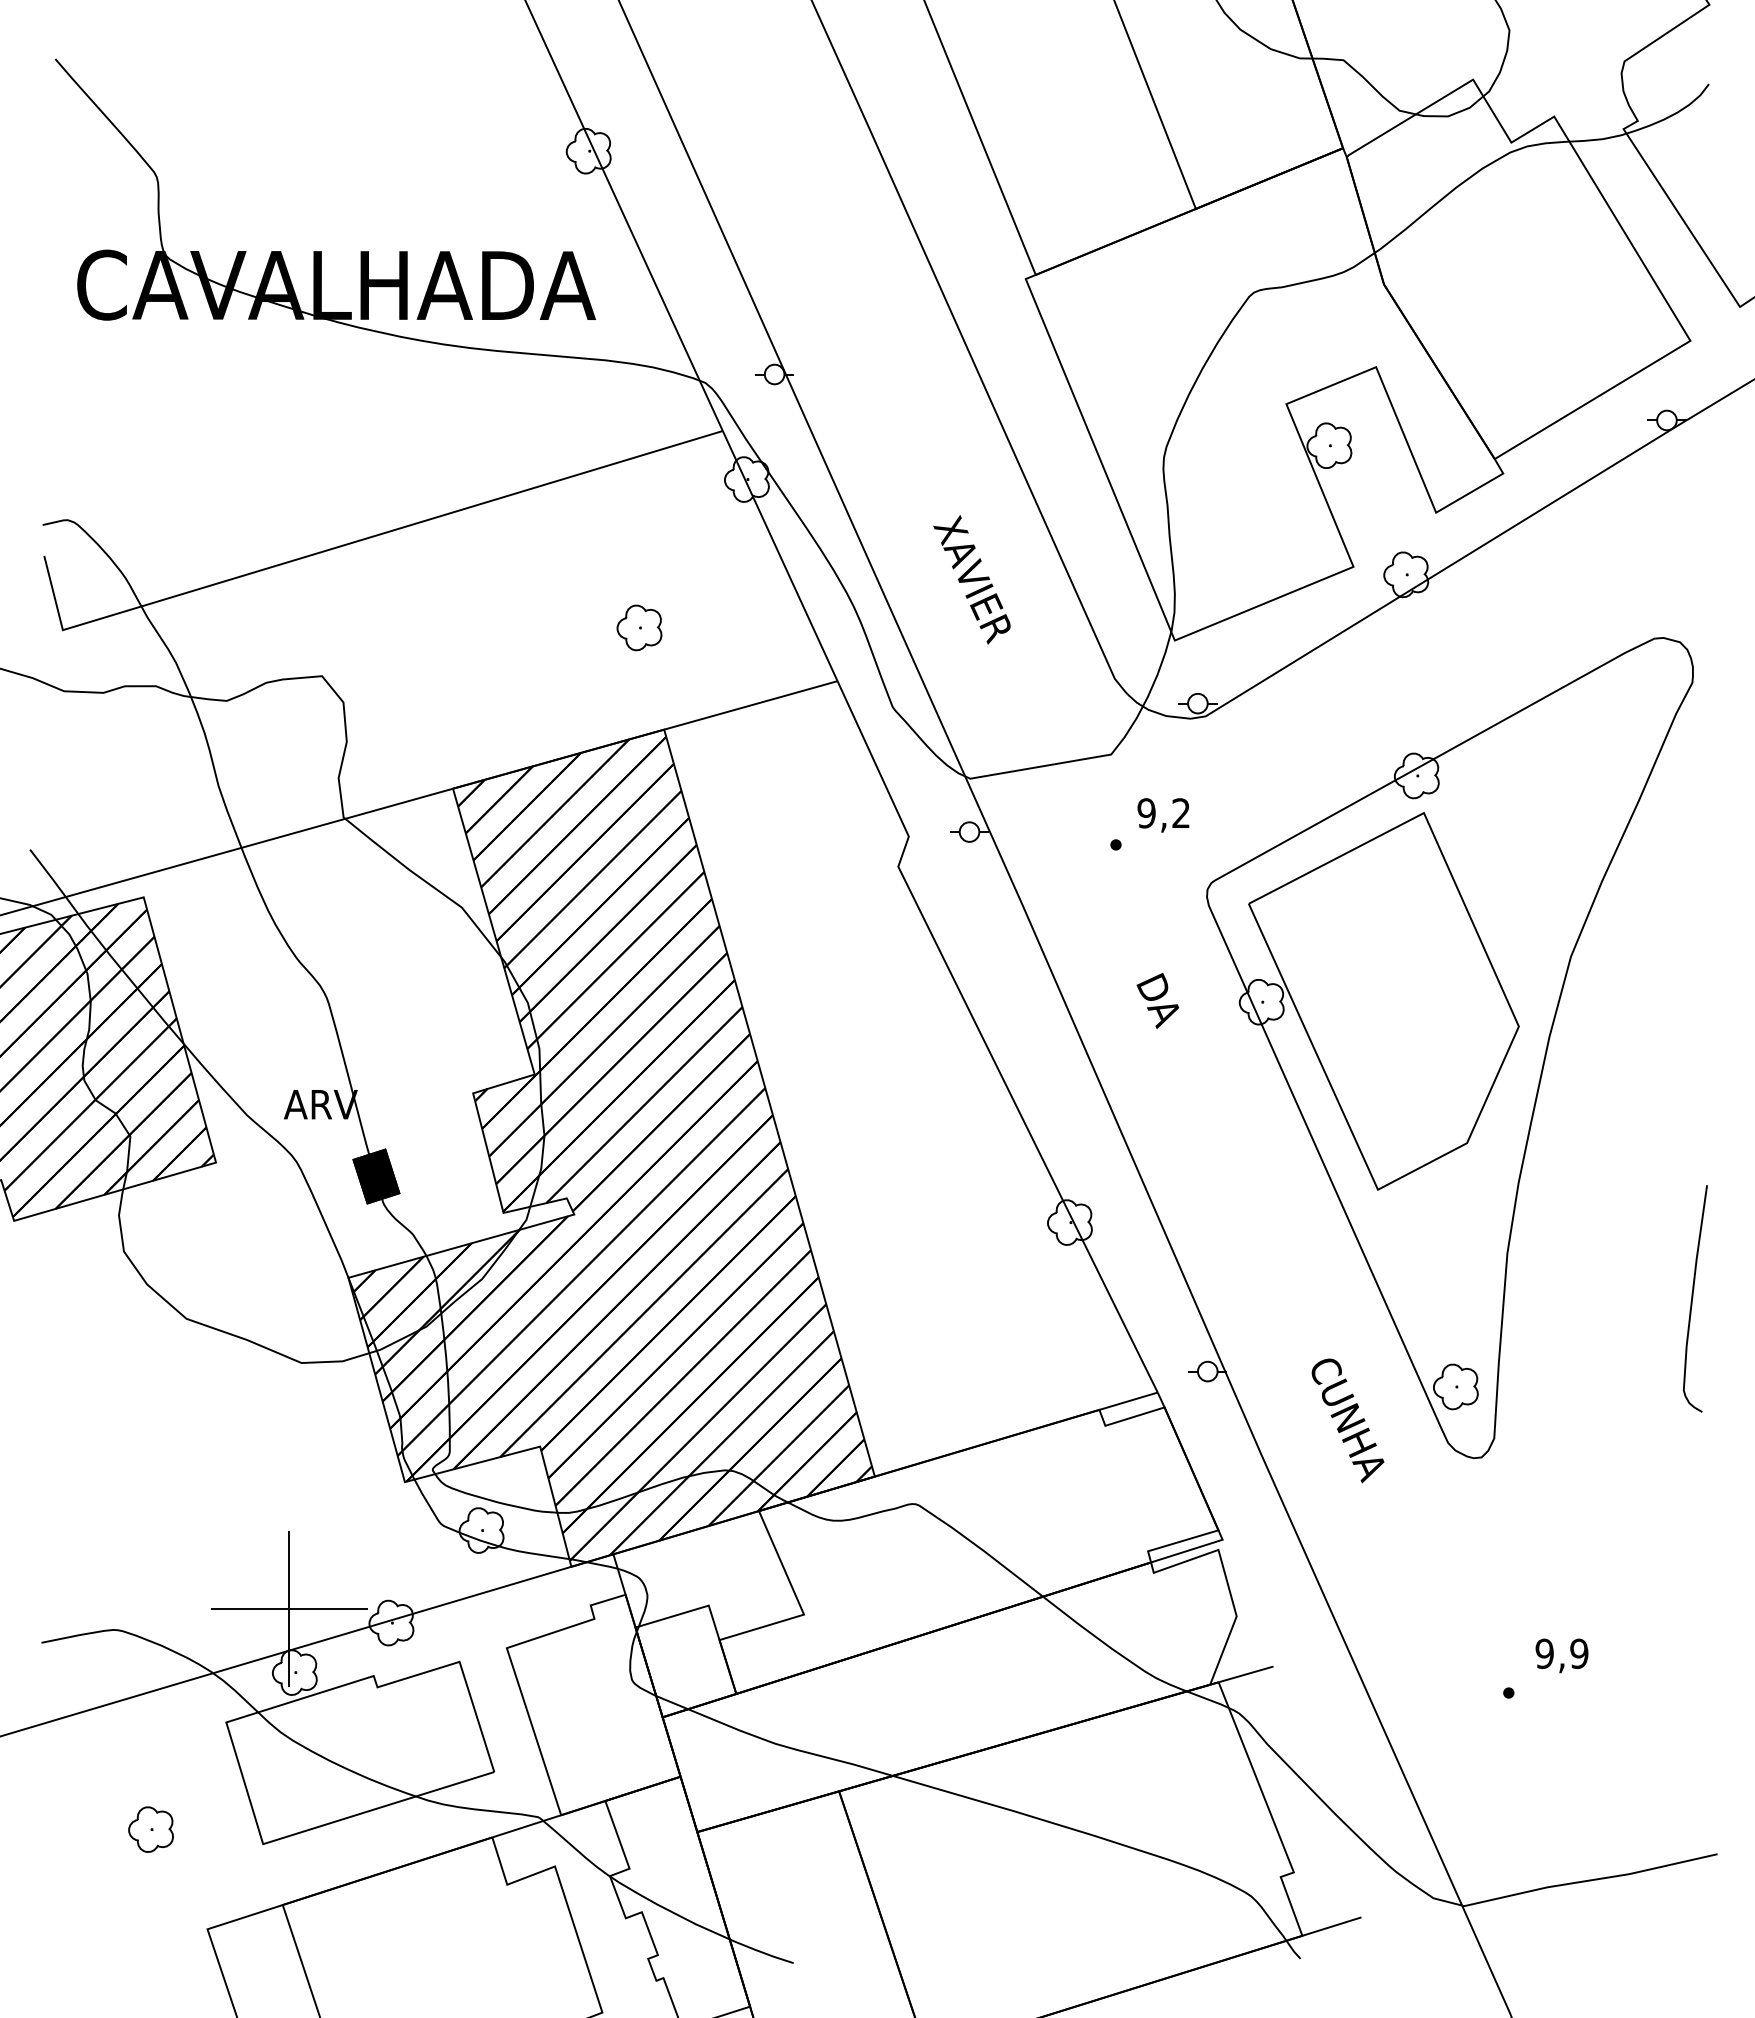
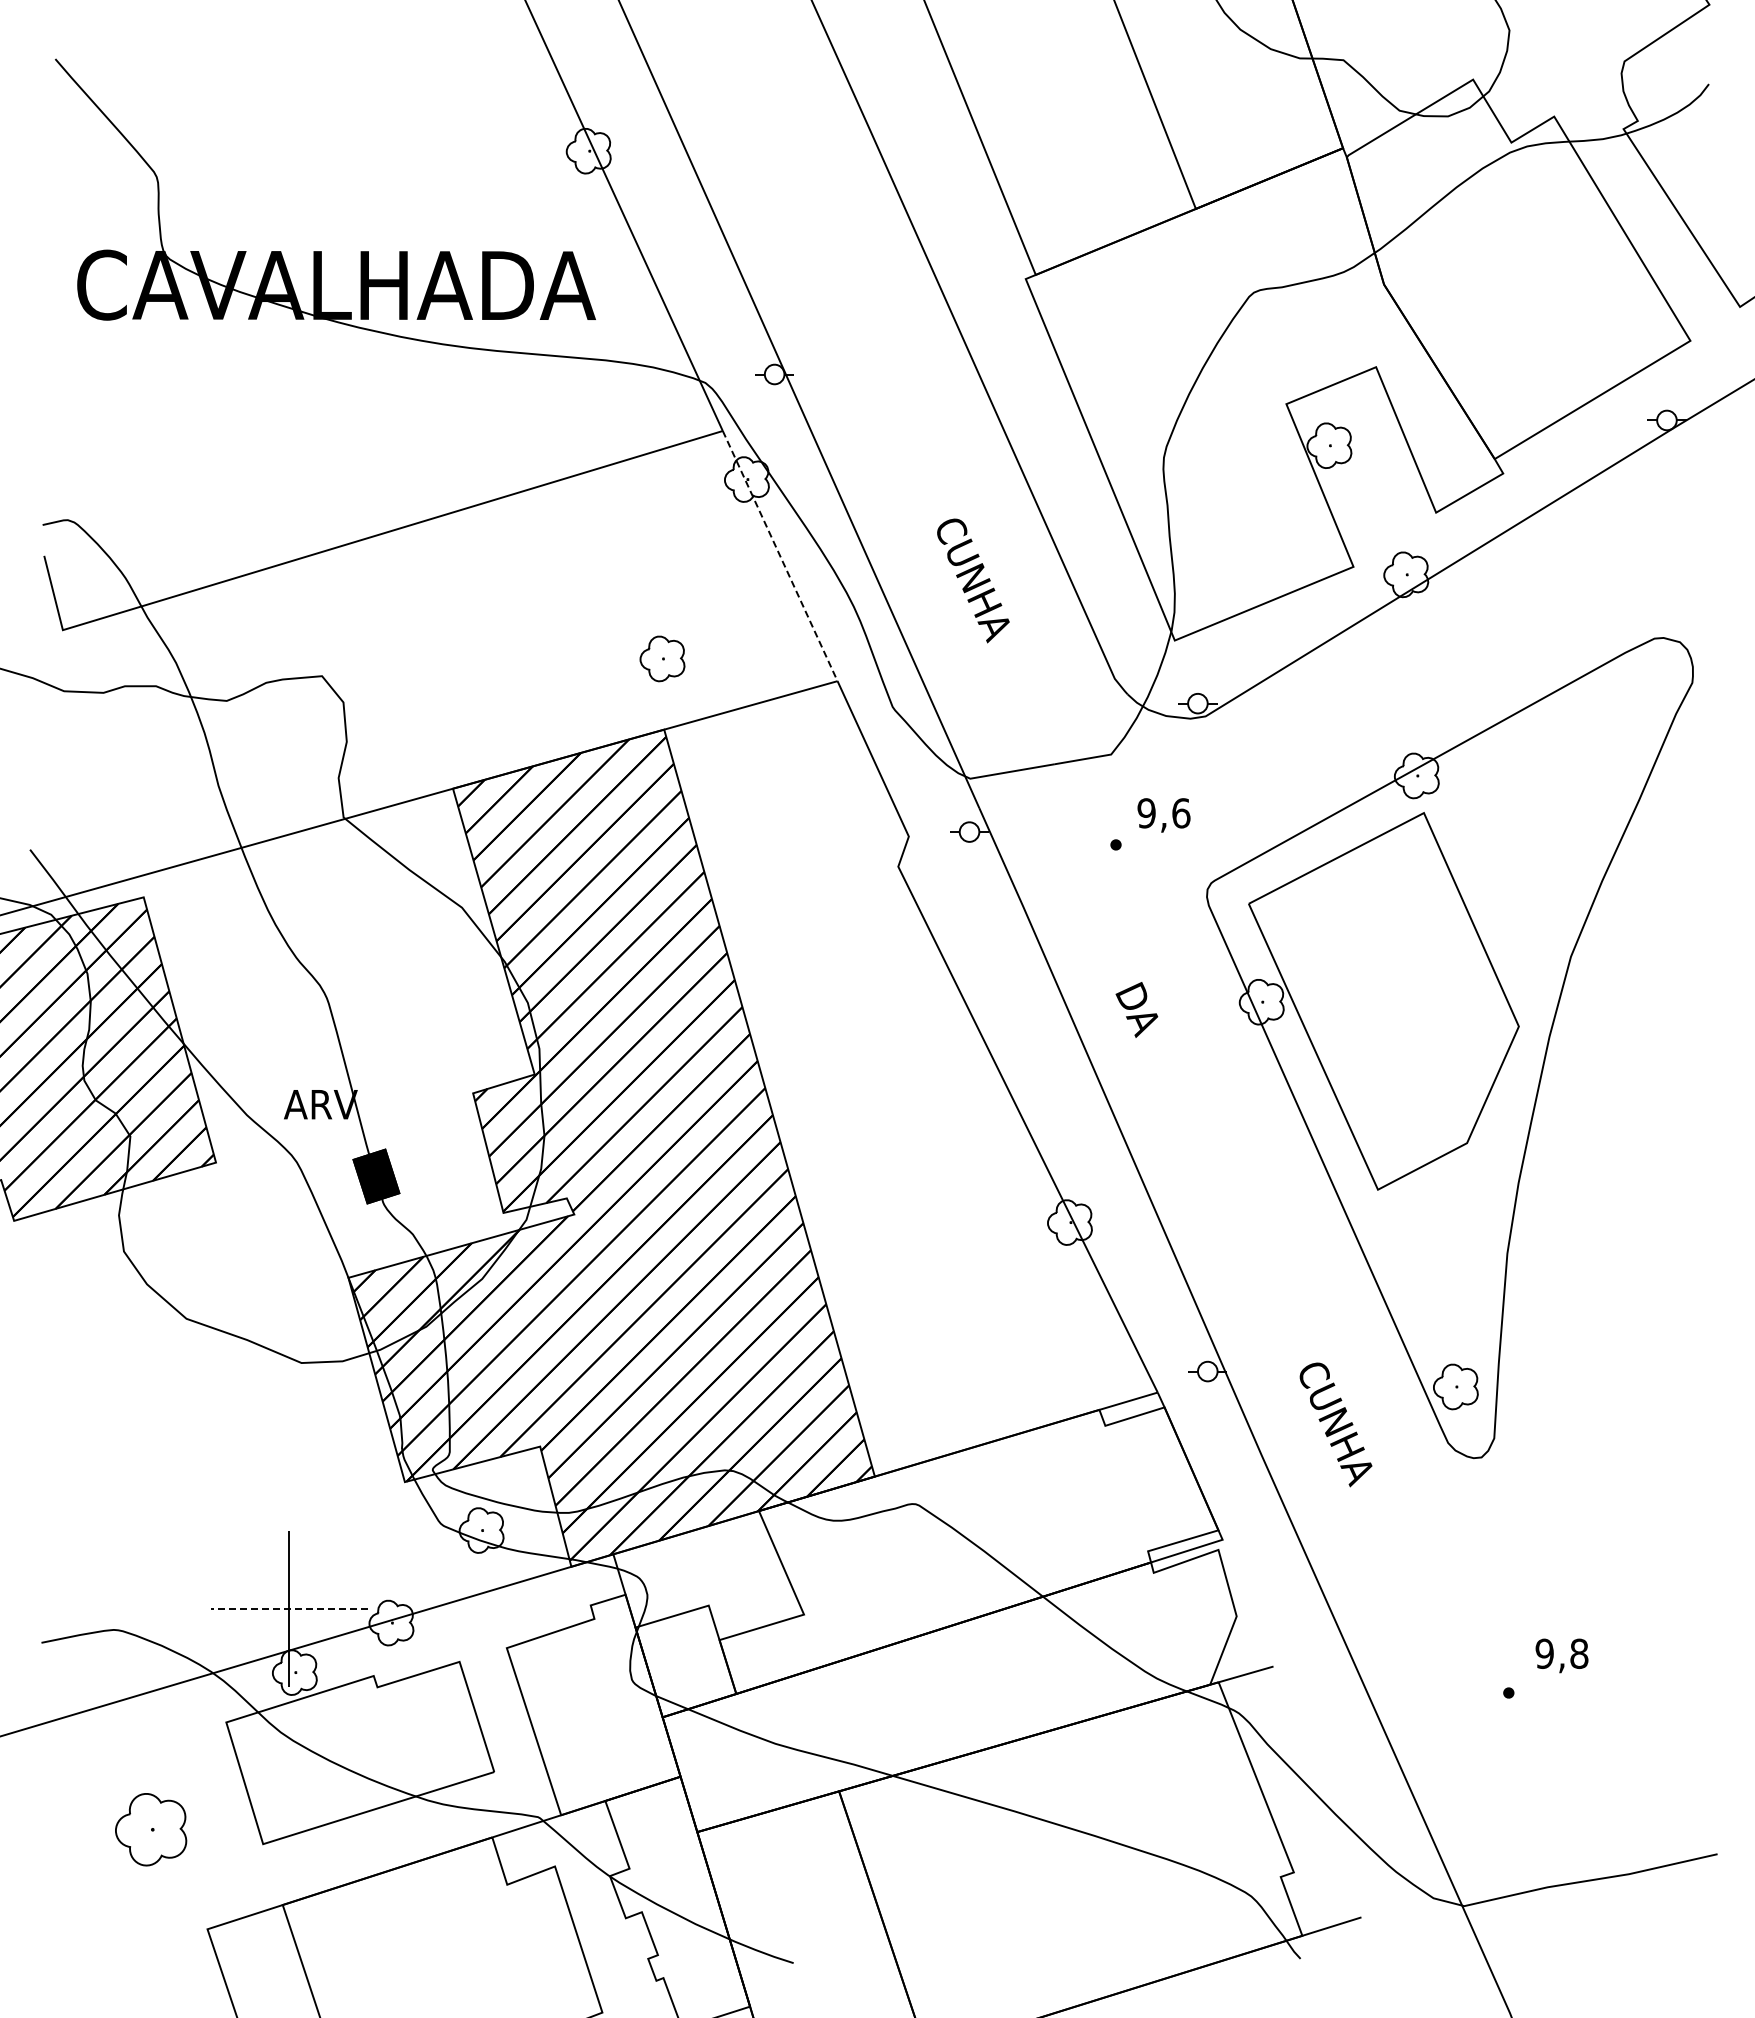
line: solid -> dashed (780, 556)
text: XAVIER -> CUNHA (971, 579)
part position: (639, 627) -> (662, 658) (662, 658)
text: 9,2 -> 9,6 (1181, 813)
text position: (1157, 1000) -> (1136, 1009) (1136, 1009)
curve: present -> none (1693, 1297)
text position: (1347, 1420) -> (1335, 1424) (1335, 1424)
line: solid -> dashed (288, 1609)
text: 9,9 -> 9,8 (1579, 1653)
part size: 46x47 px -> 73x74 px (151, 1829)
